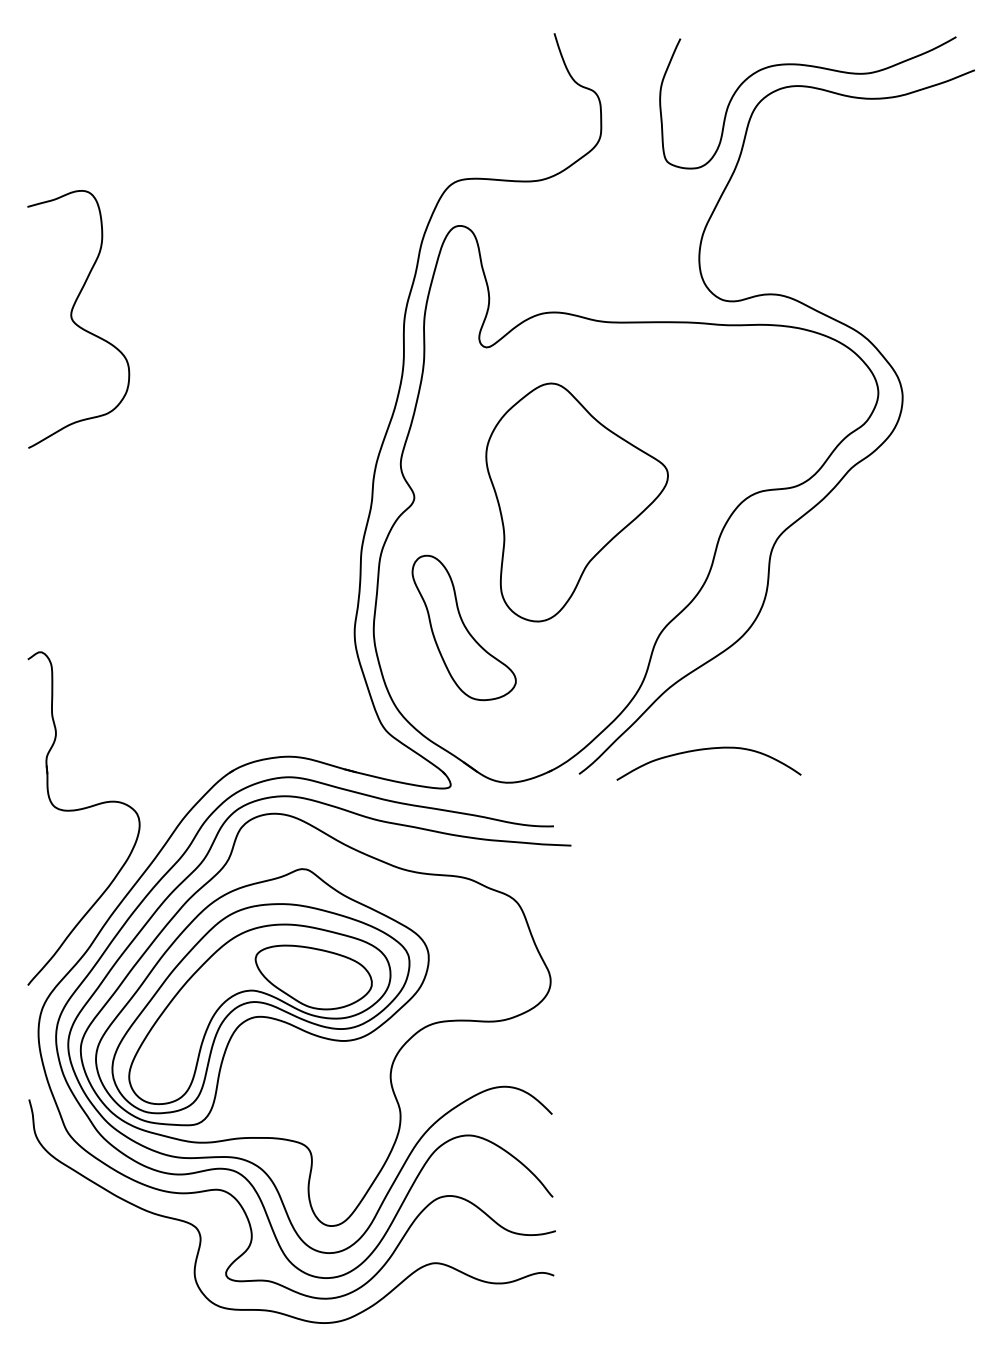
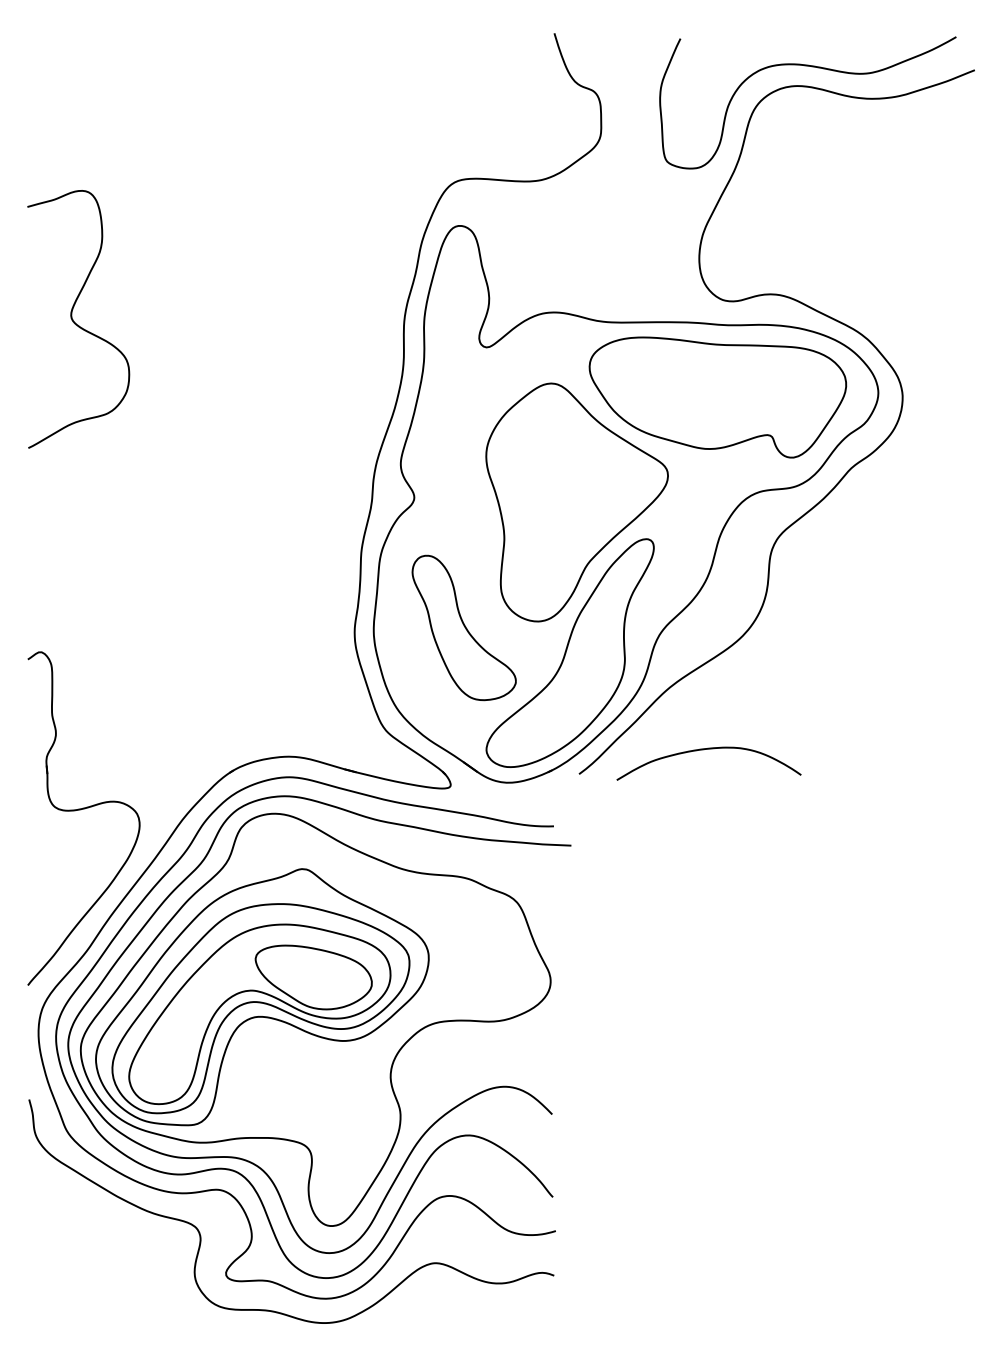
part: none -> present (717, 397)
part: none -> present (569, 652)
